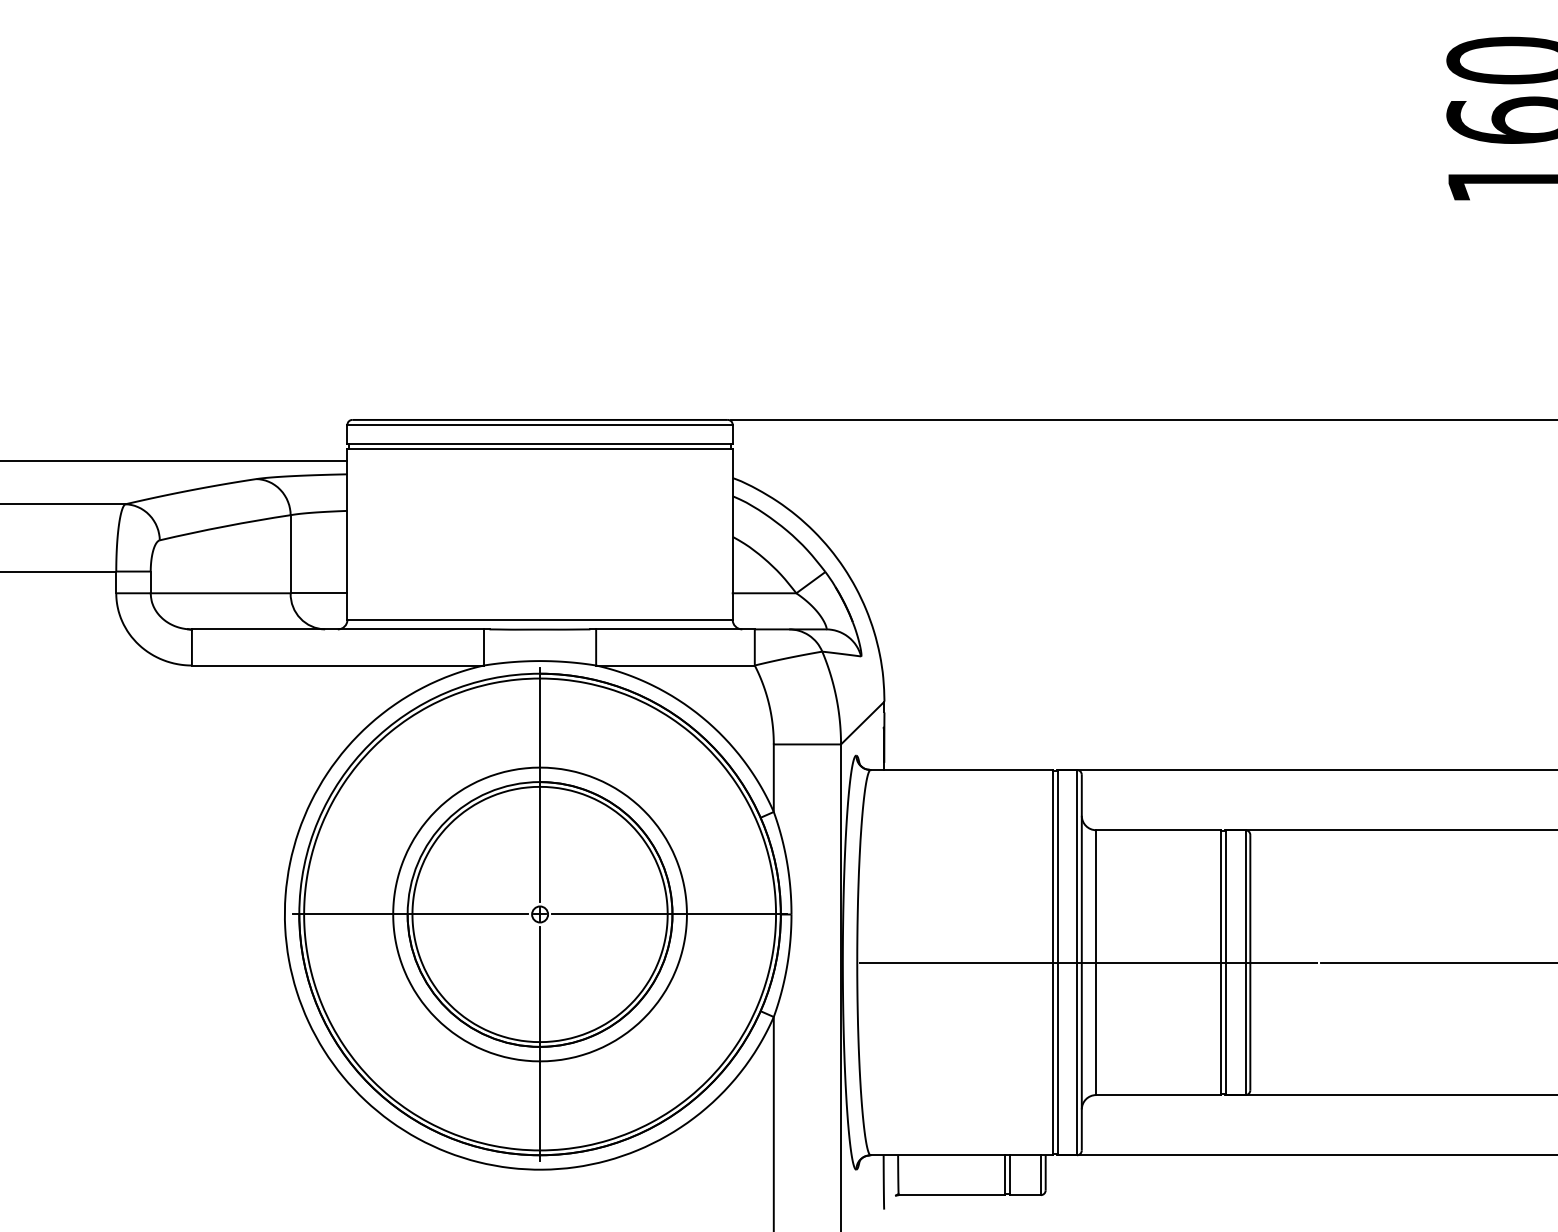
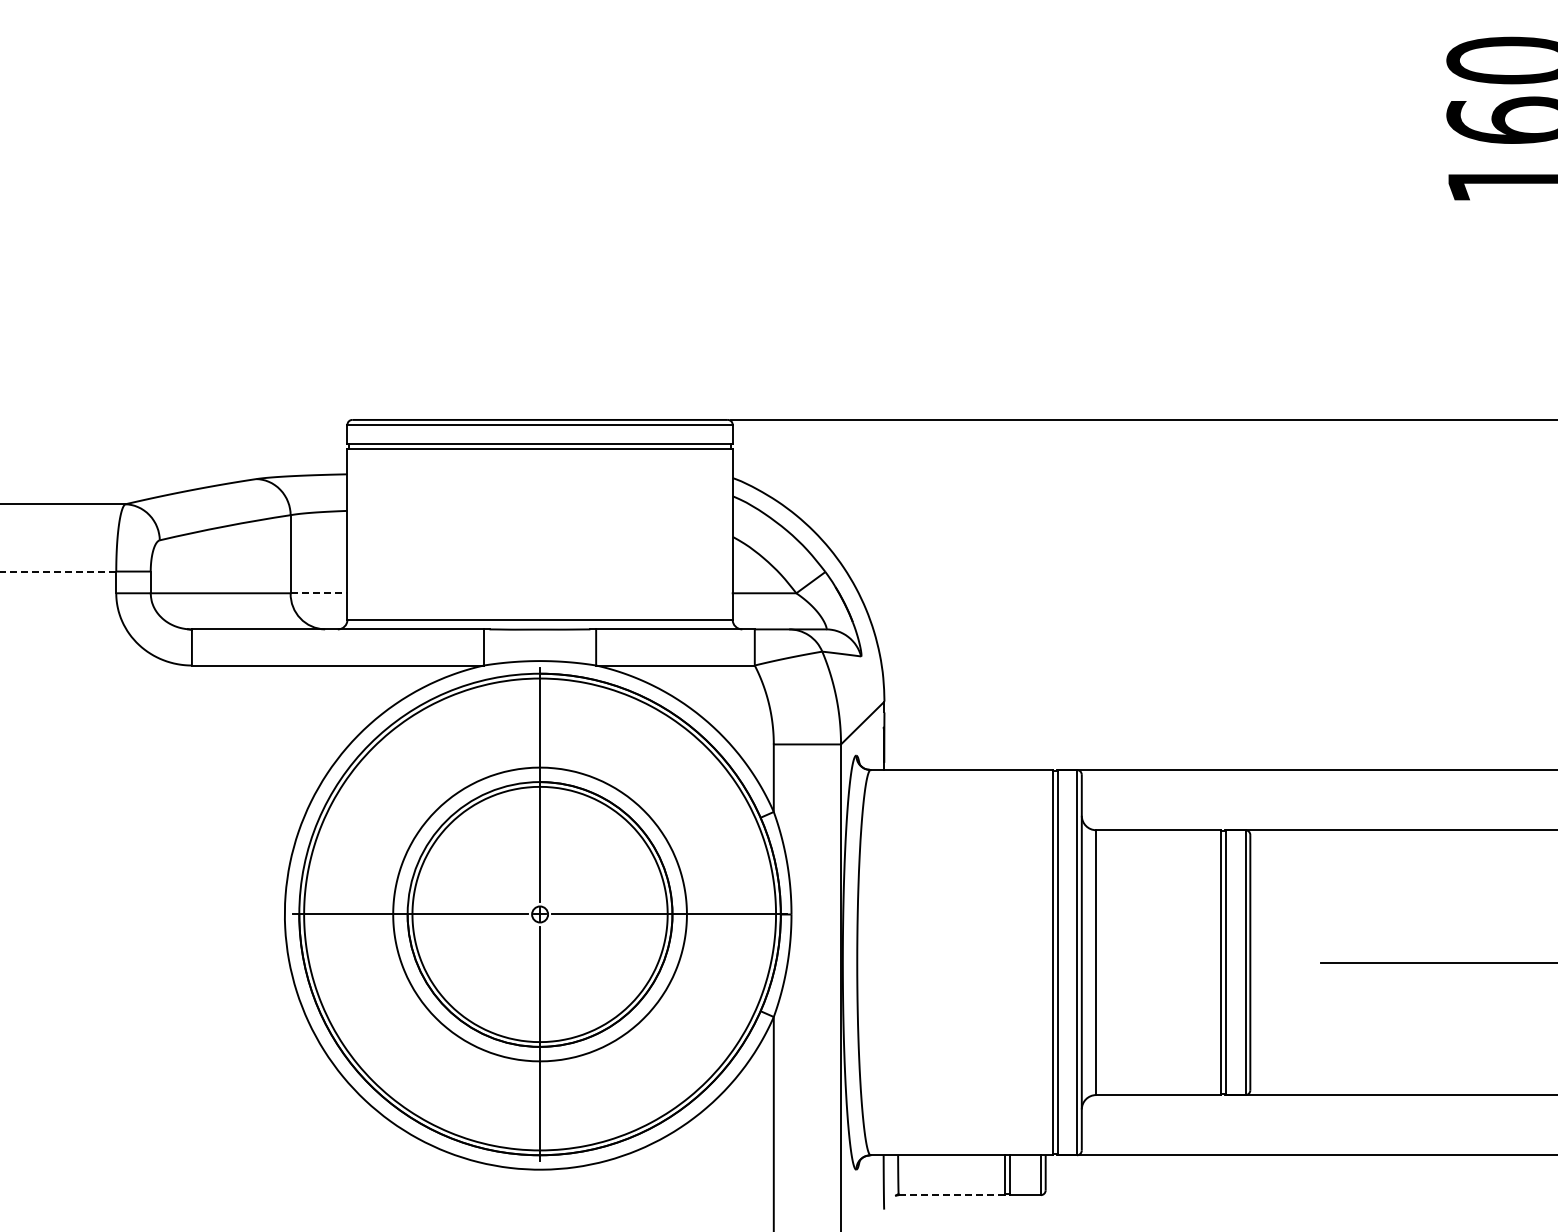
line: present -> none (174, 460)
line: solid -> dashed (58, 571)
line: solid -> dashed (319, 593)
line: present -> none (1071, 962)
line: solid -> dashed (952, 1195)
